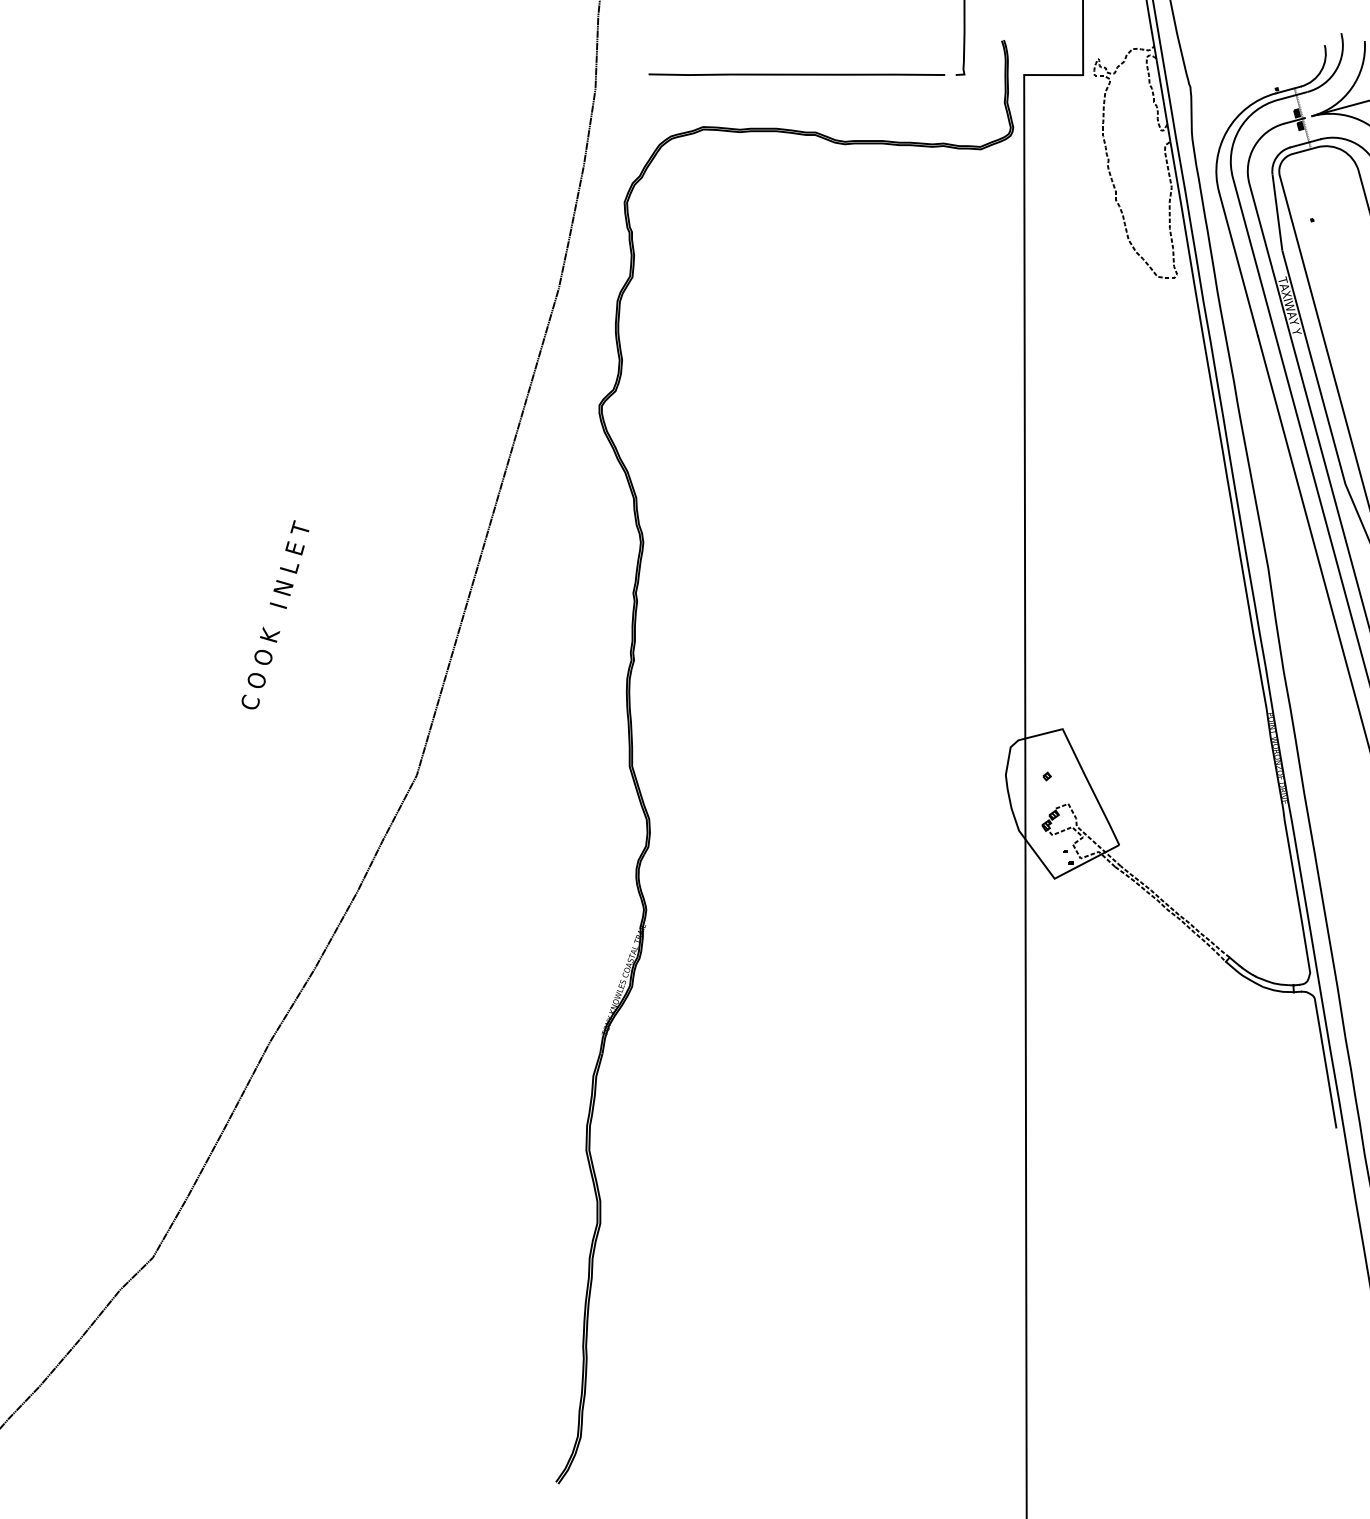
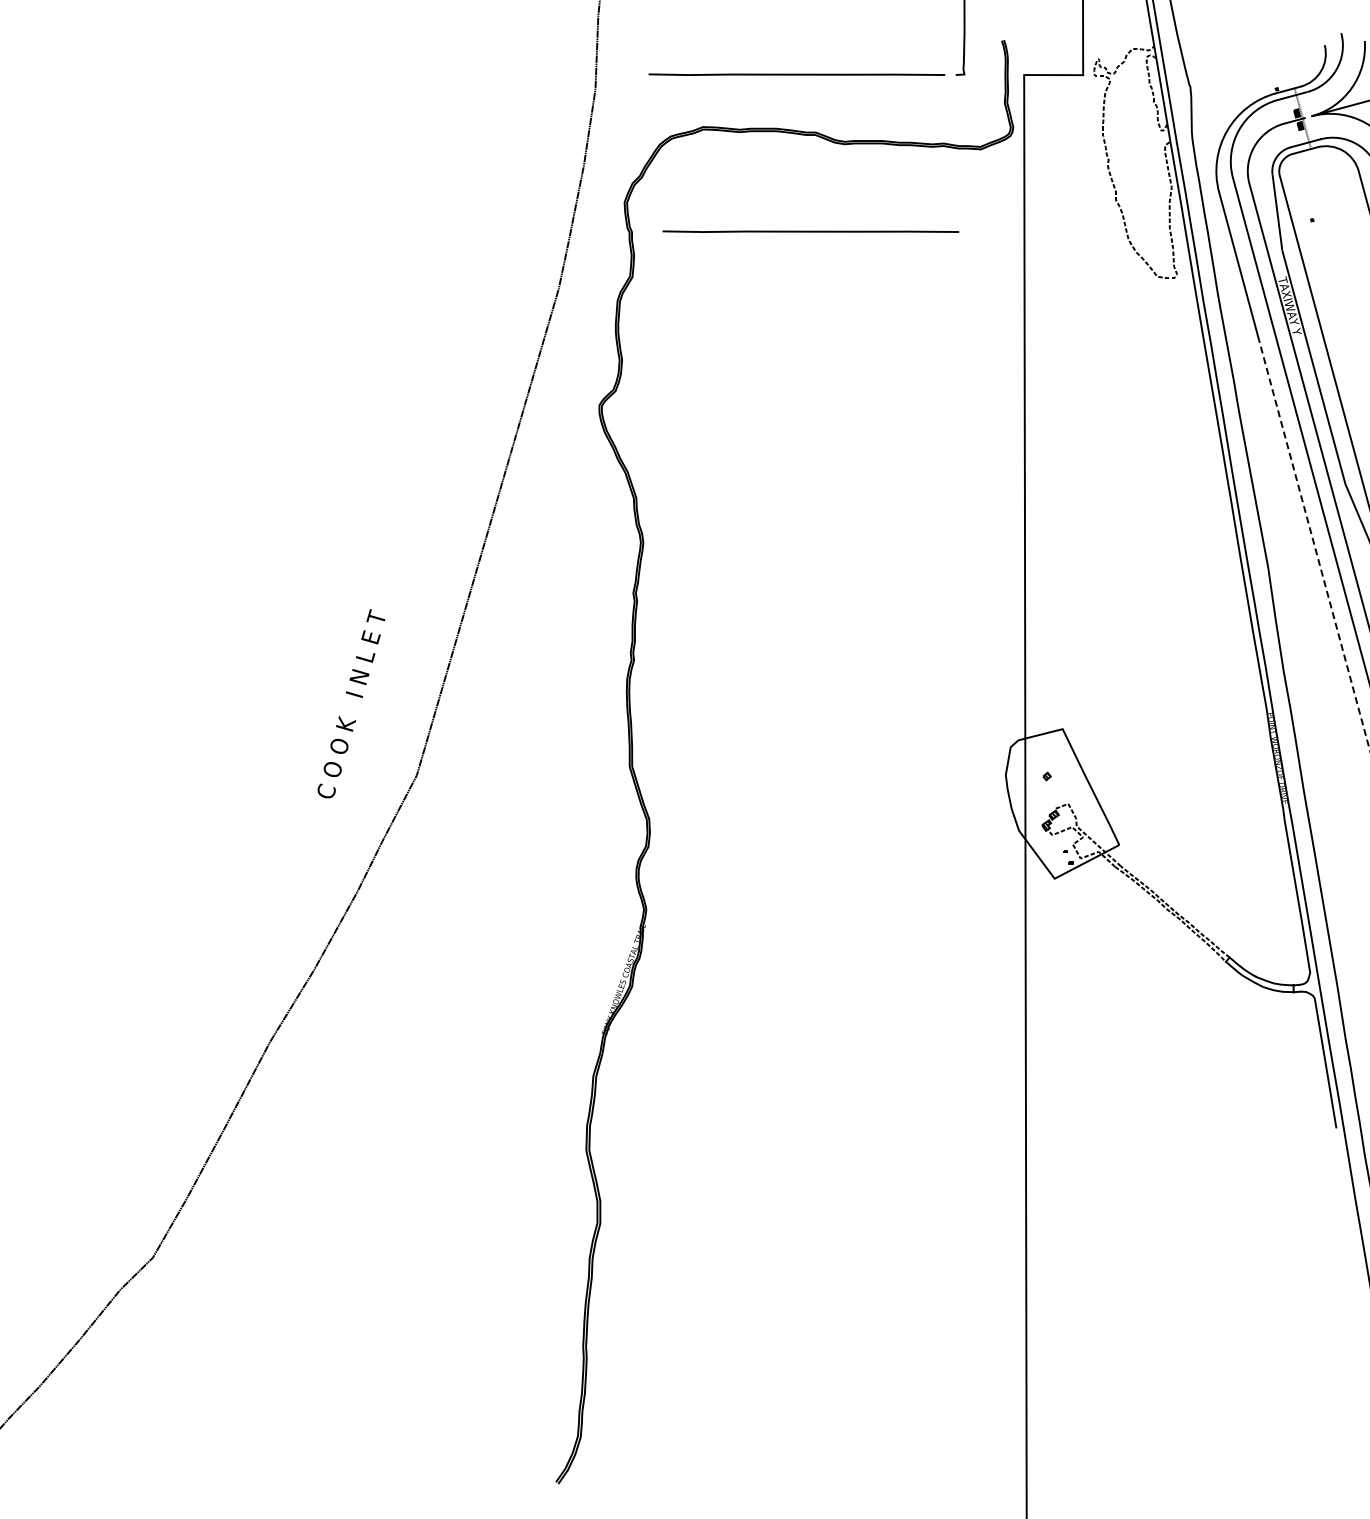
line: none -> present (810, 231)
line: solid -> dashed (1314, 543)
text position: (275, 614) -> (351, 703) (351, 703)
